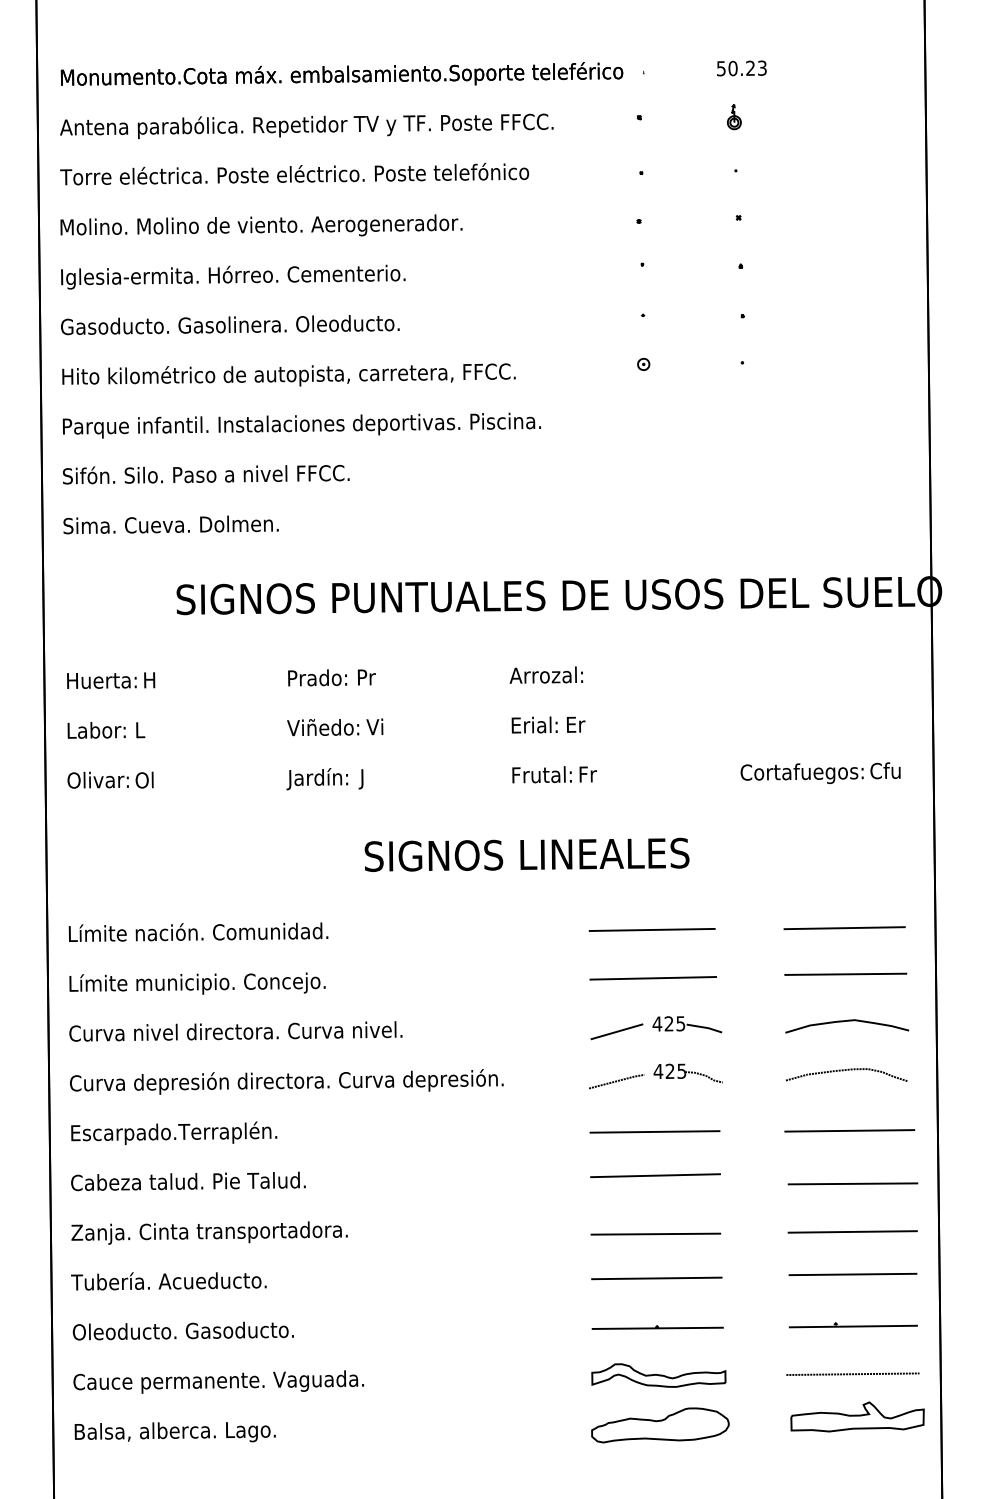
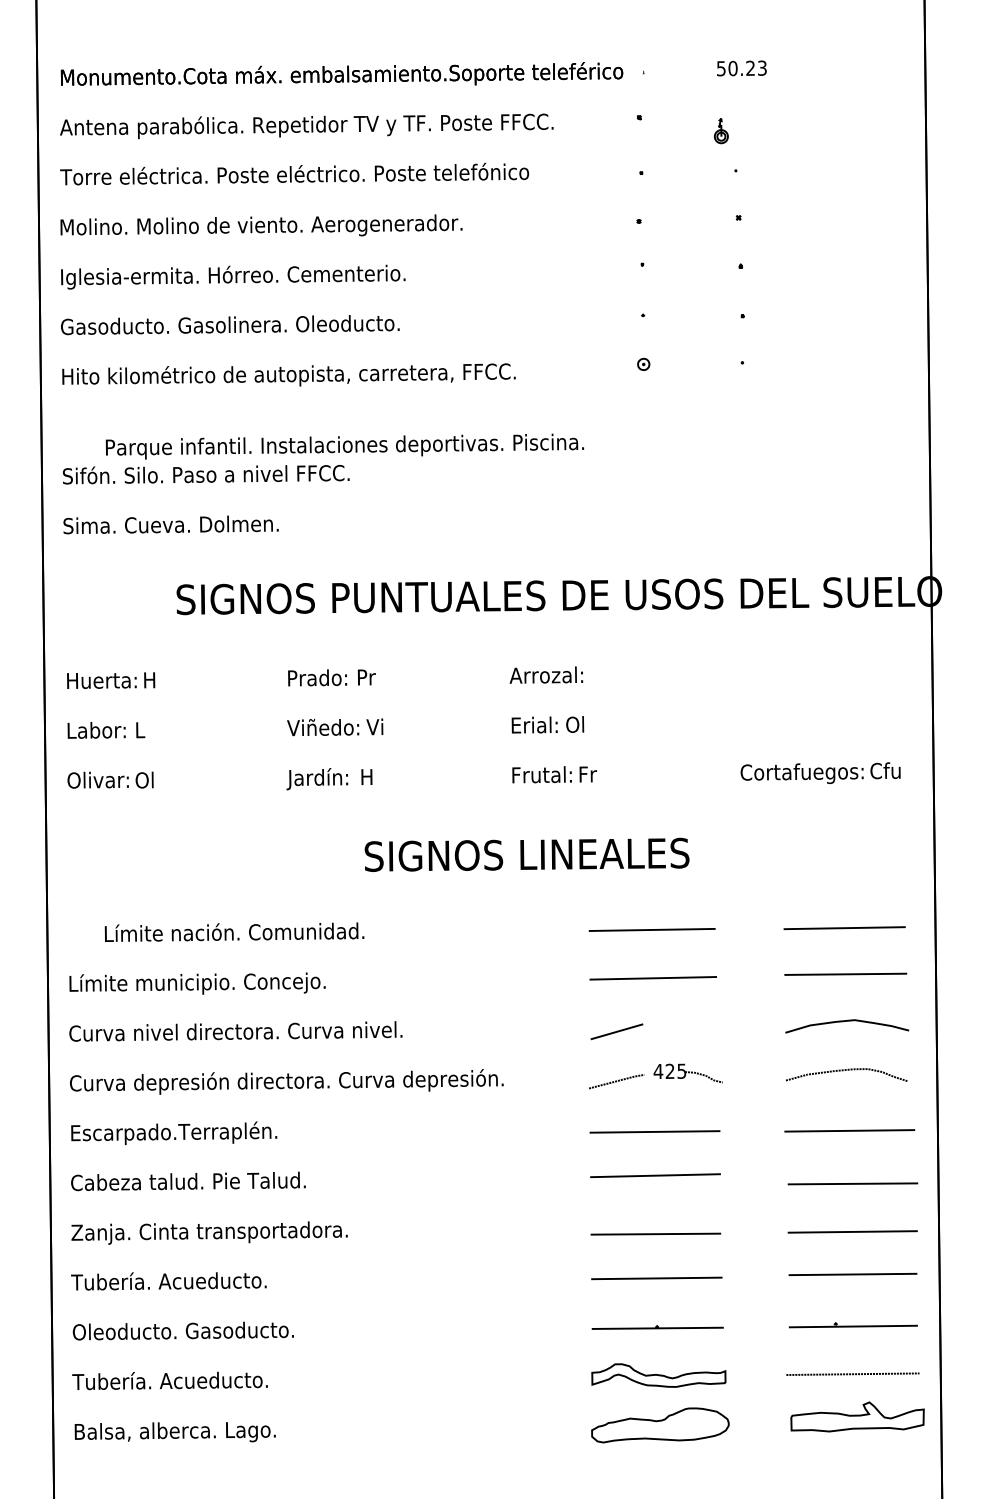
part position: (733, 117) -> (720, 131) (720, 131)
text position: (301, 425) -> (344, 446) (344, 446)
text: Er -> Ol (575, 724)
text: J -> H (365, 779)
text position: (198, 931) -> (234, 931) (234, 931)
part: present -> none (687, 1024)
text: Cauce permanente. Vaguada. -> Tubería. Acueducto. (217, 1381)
